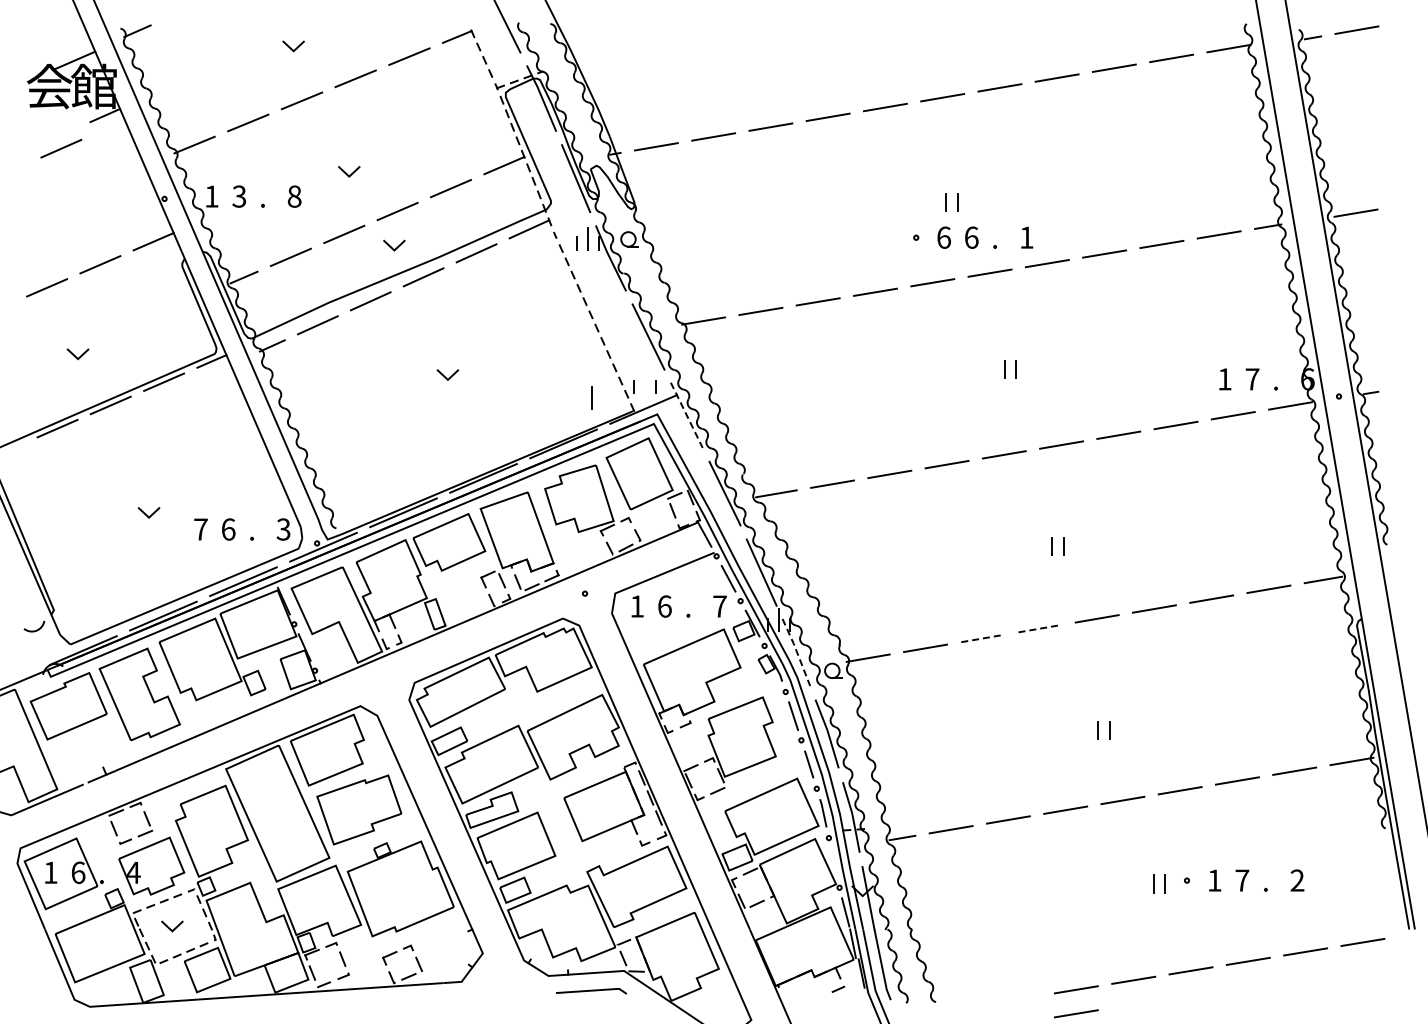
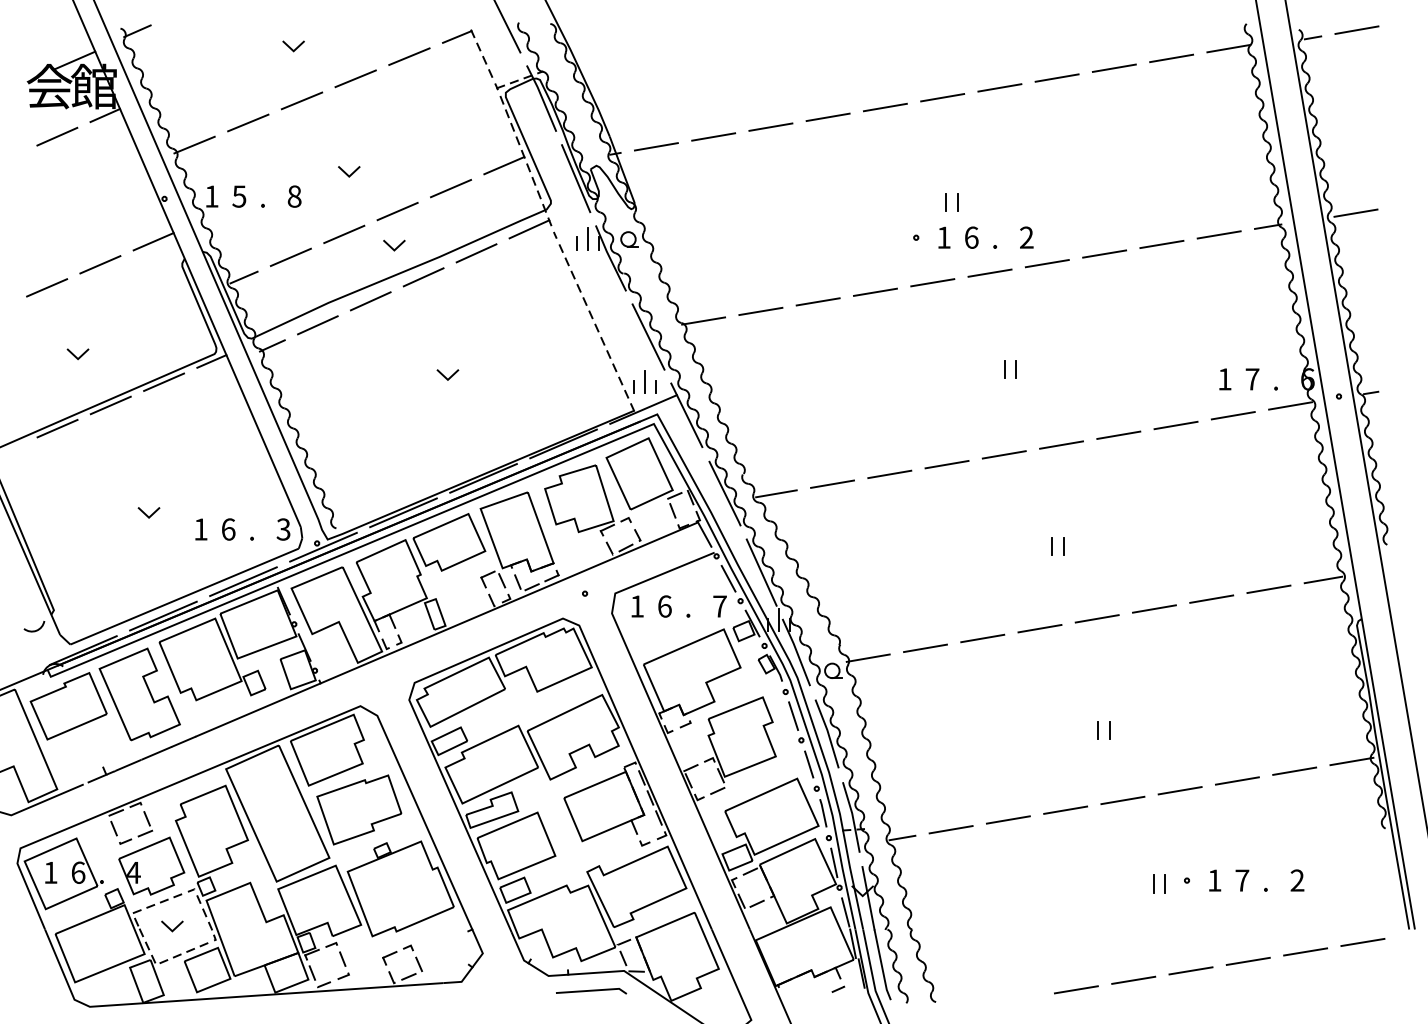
line position: (61, 148) -> (57, 136) (57, 136)
text: 3 -> 5 (239, 196)
text: 6 -> 1 (943, 237)
text: 1 -> 2 (1026, 237)
line position: (591, 397) -> (644, 381) (644, 381)
line: dashed -> solid (686, 414)
text: 7 -> 1 (200, 529)
line: dashed -> solid (1039, 628)
line: dashed -> solid (982, 638)
line: dashed -> solid (796, 652)
line: none -> present (834, 862)
line: present -> none (1076, 1013)
